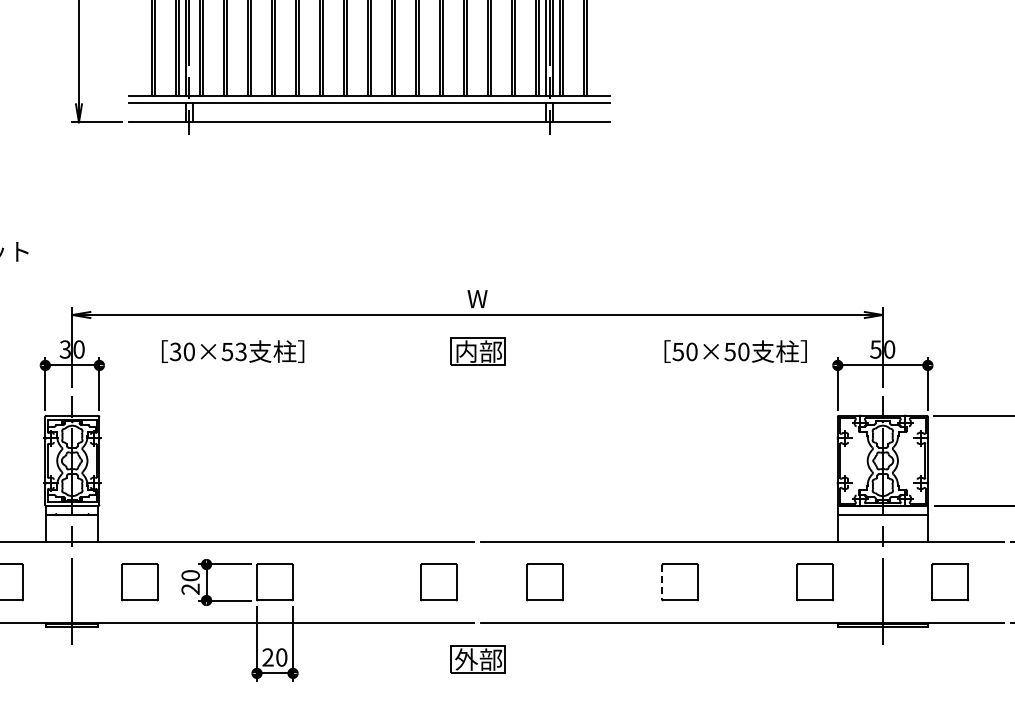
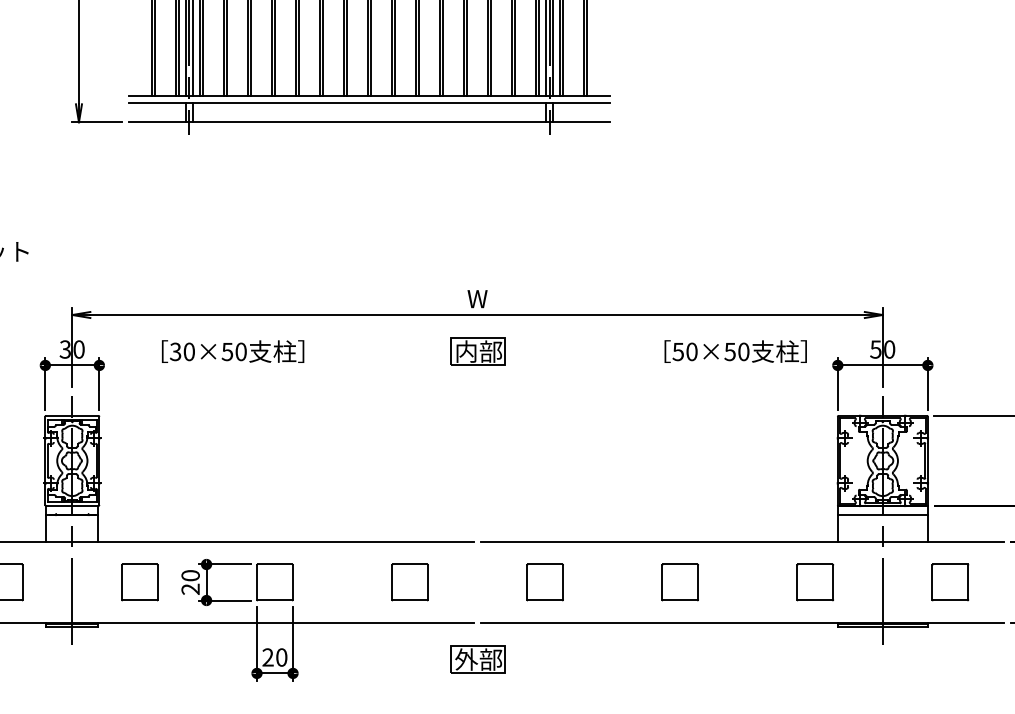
line: none -> present (193, 48)
text: 30×53 -> 30×50 (240, 351)
part position: (438, 582) -> (409, 582) (409, 582)
line: dashed -> solid (662, 582)
